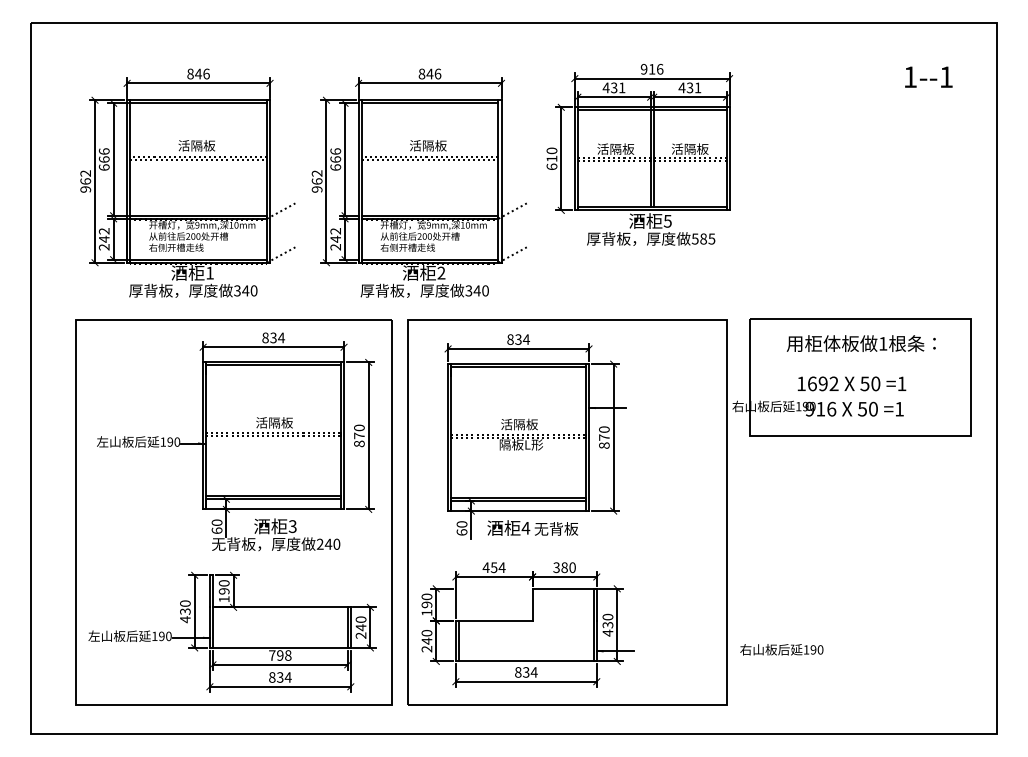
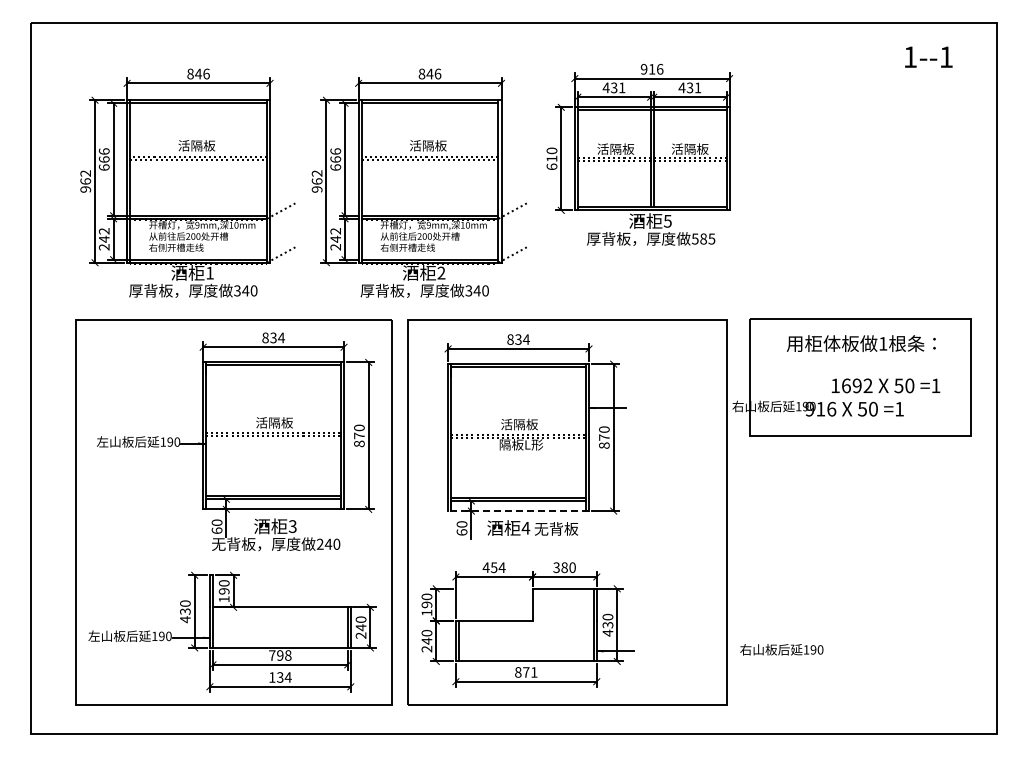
text position: (928, 76) -> (928, 56) (928, 56)
text position: (851, 383) -> (885, 385) (885, 385)
line: solid -> dashed (518, 511)
text: 834 -> 871 (530, 672)
text: 834 -> 134 (272, 677)
